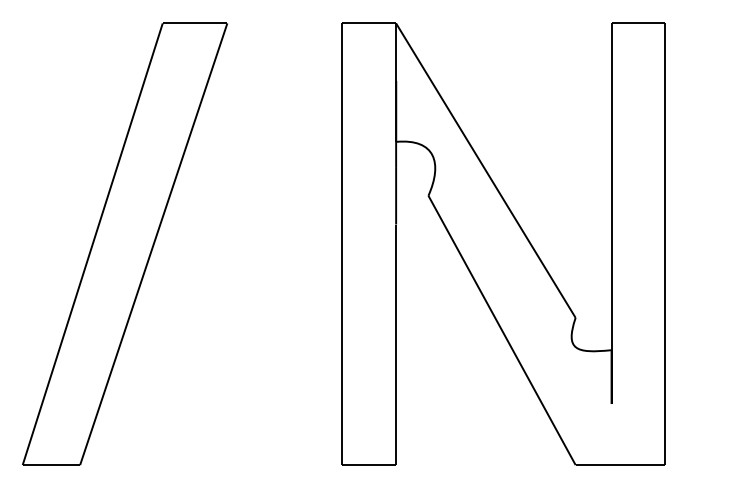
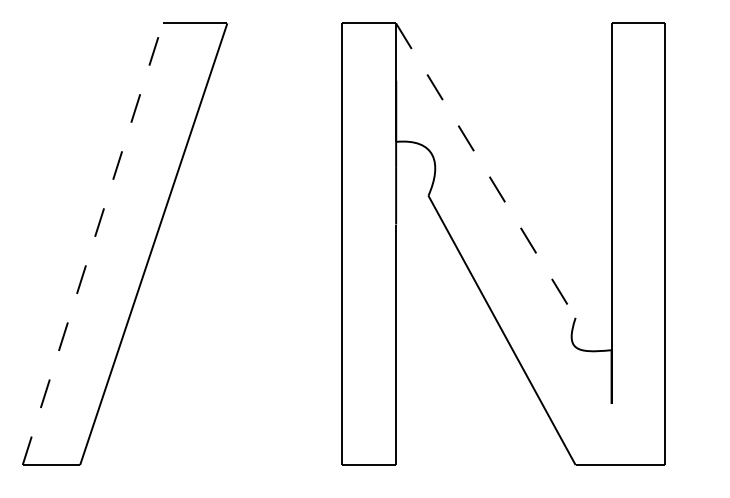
line: solid -> dashed (486, 171)
line: solid -> dashed (92, 244)
